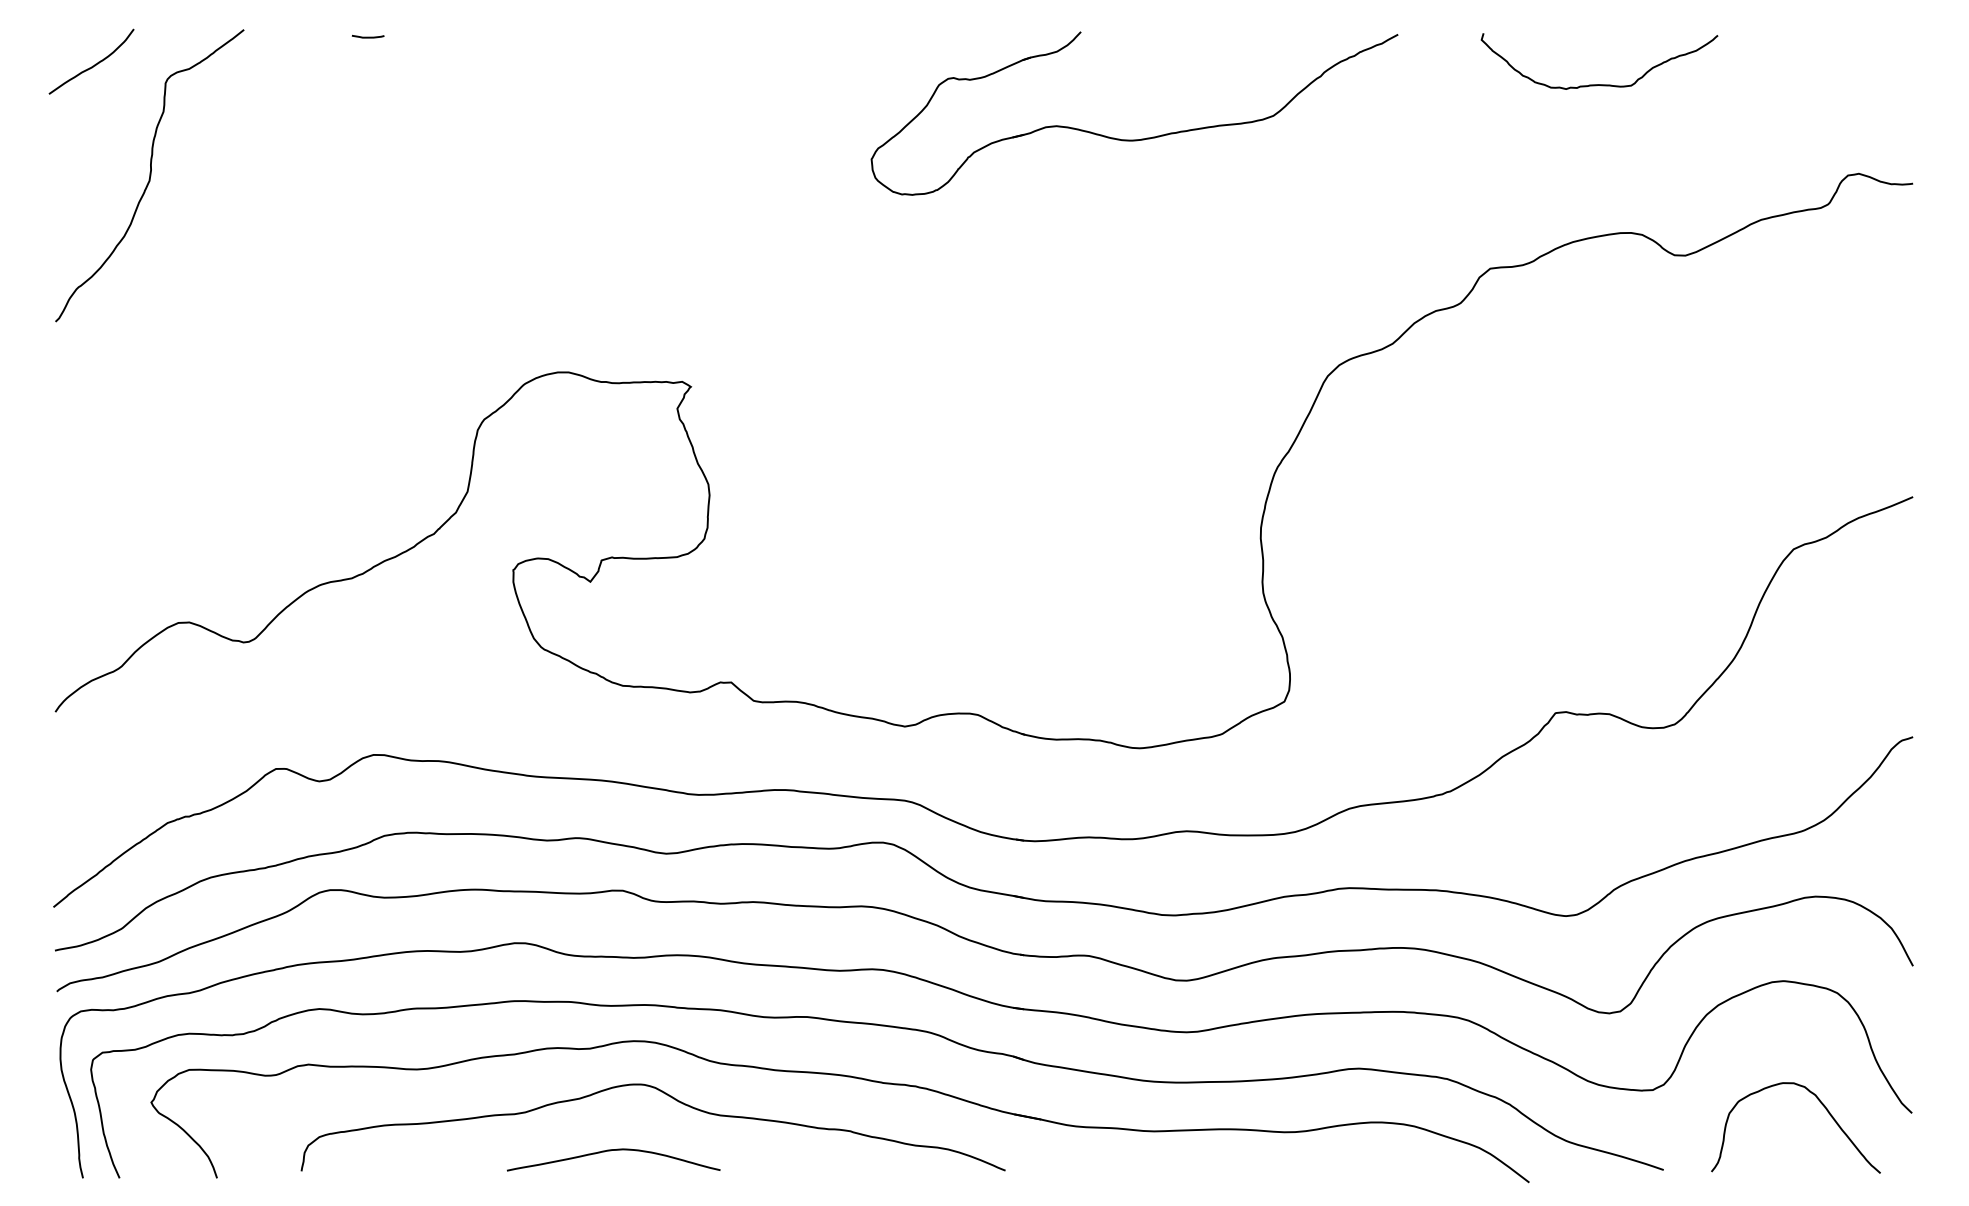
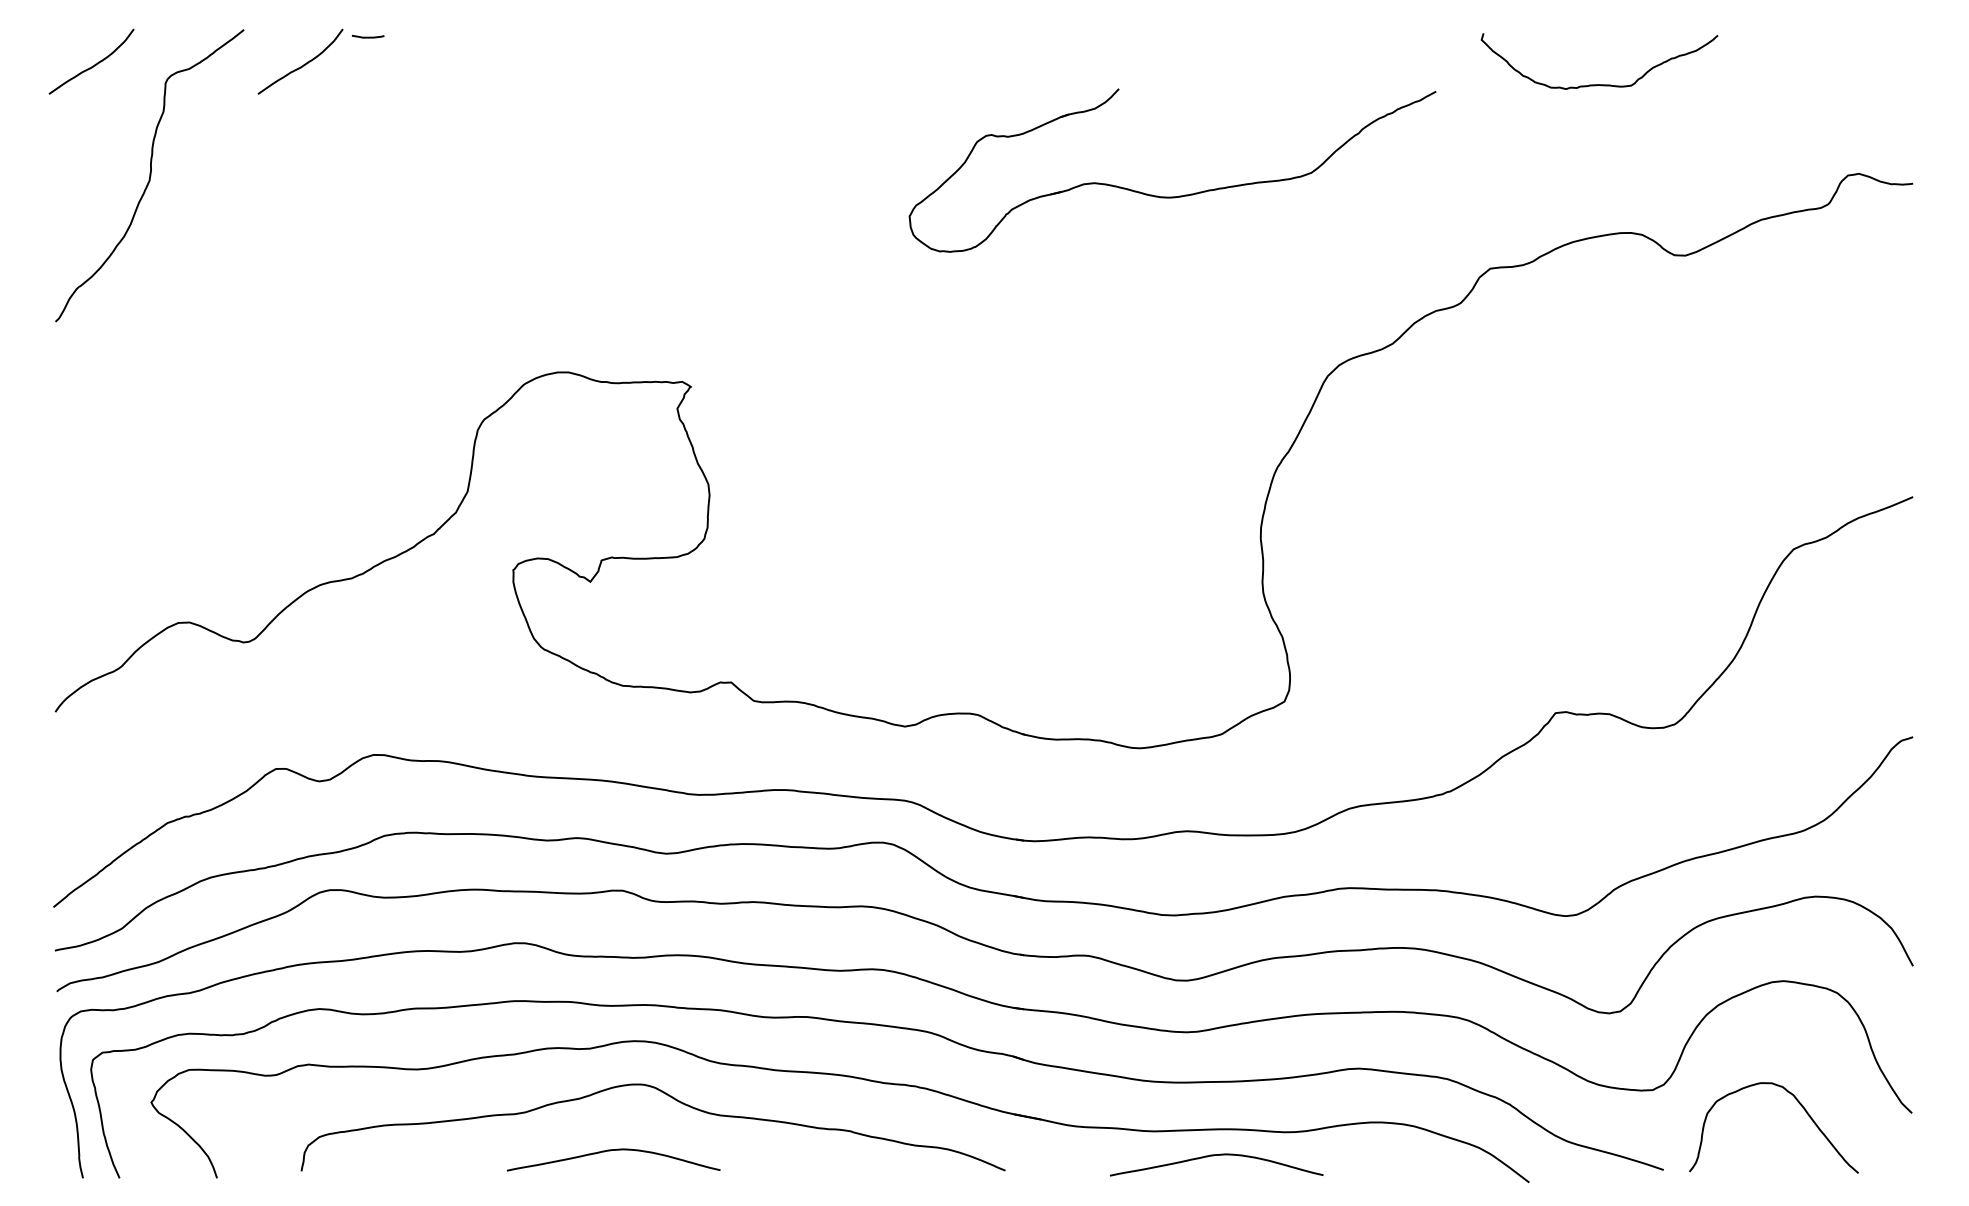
curve: none -> present (301, 65)
part position: (1141, 138) -> (1179, 195) (1179, 195)
curve position: (1820, 1103) -> (1798, 1103) (1798, 1103)
curve: none -> present (1213, 1156)
